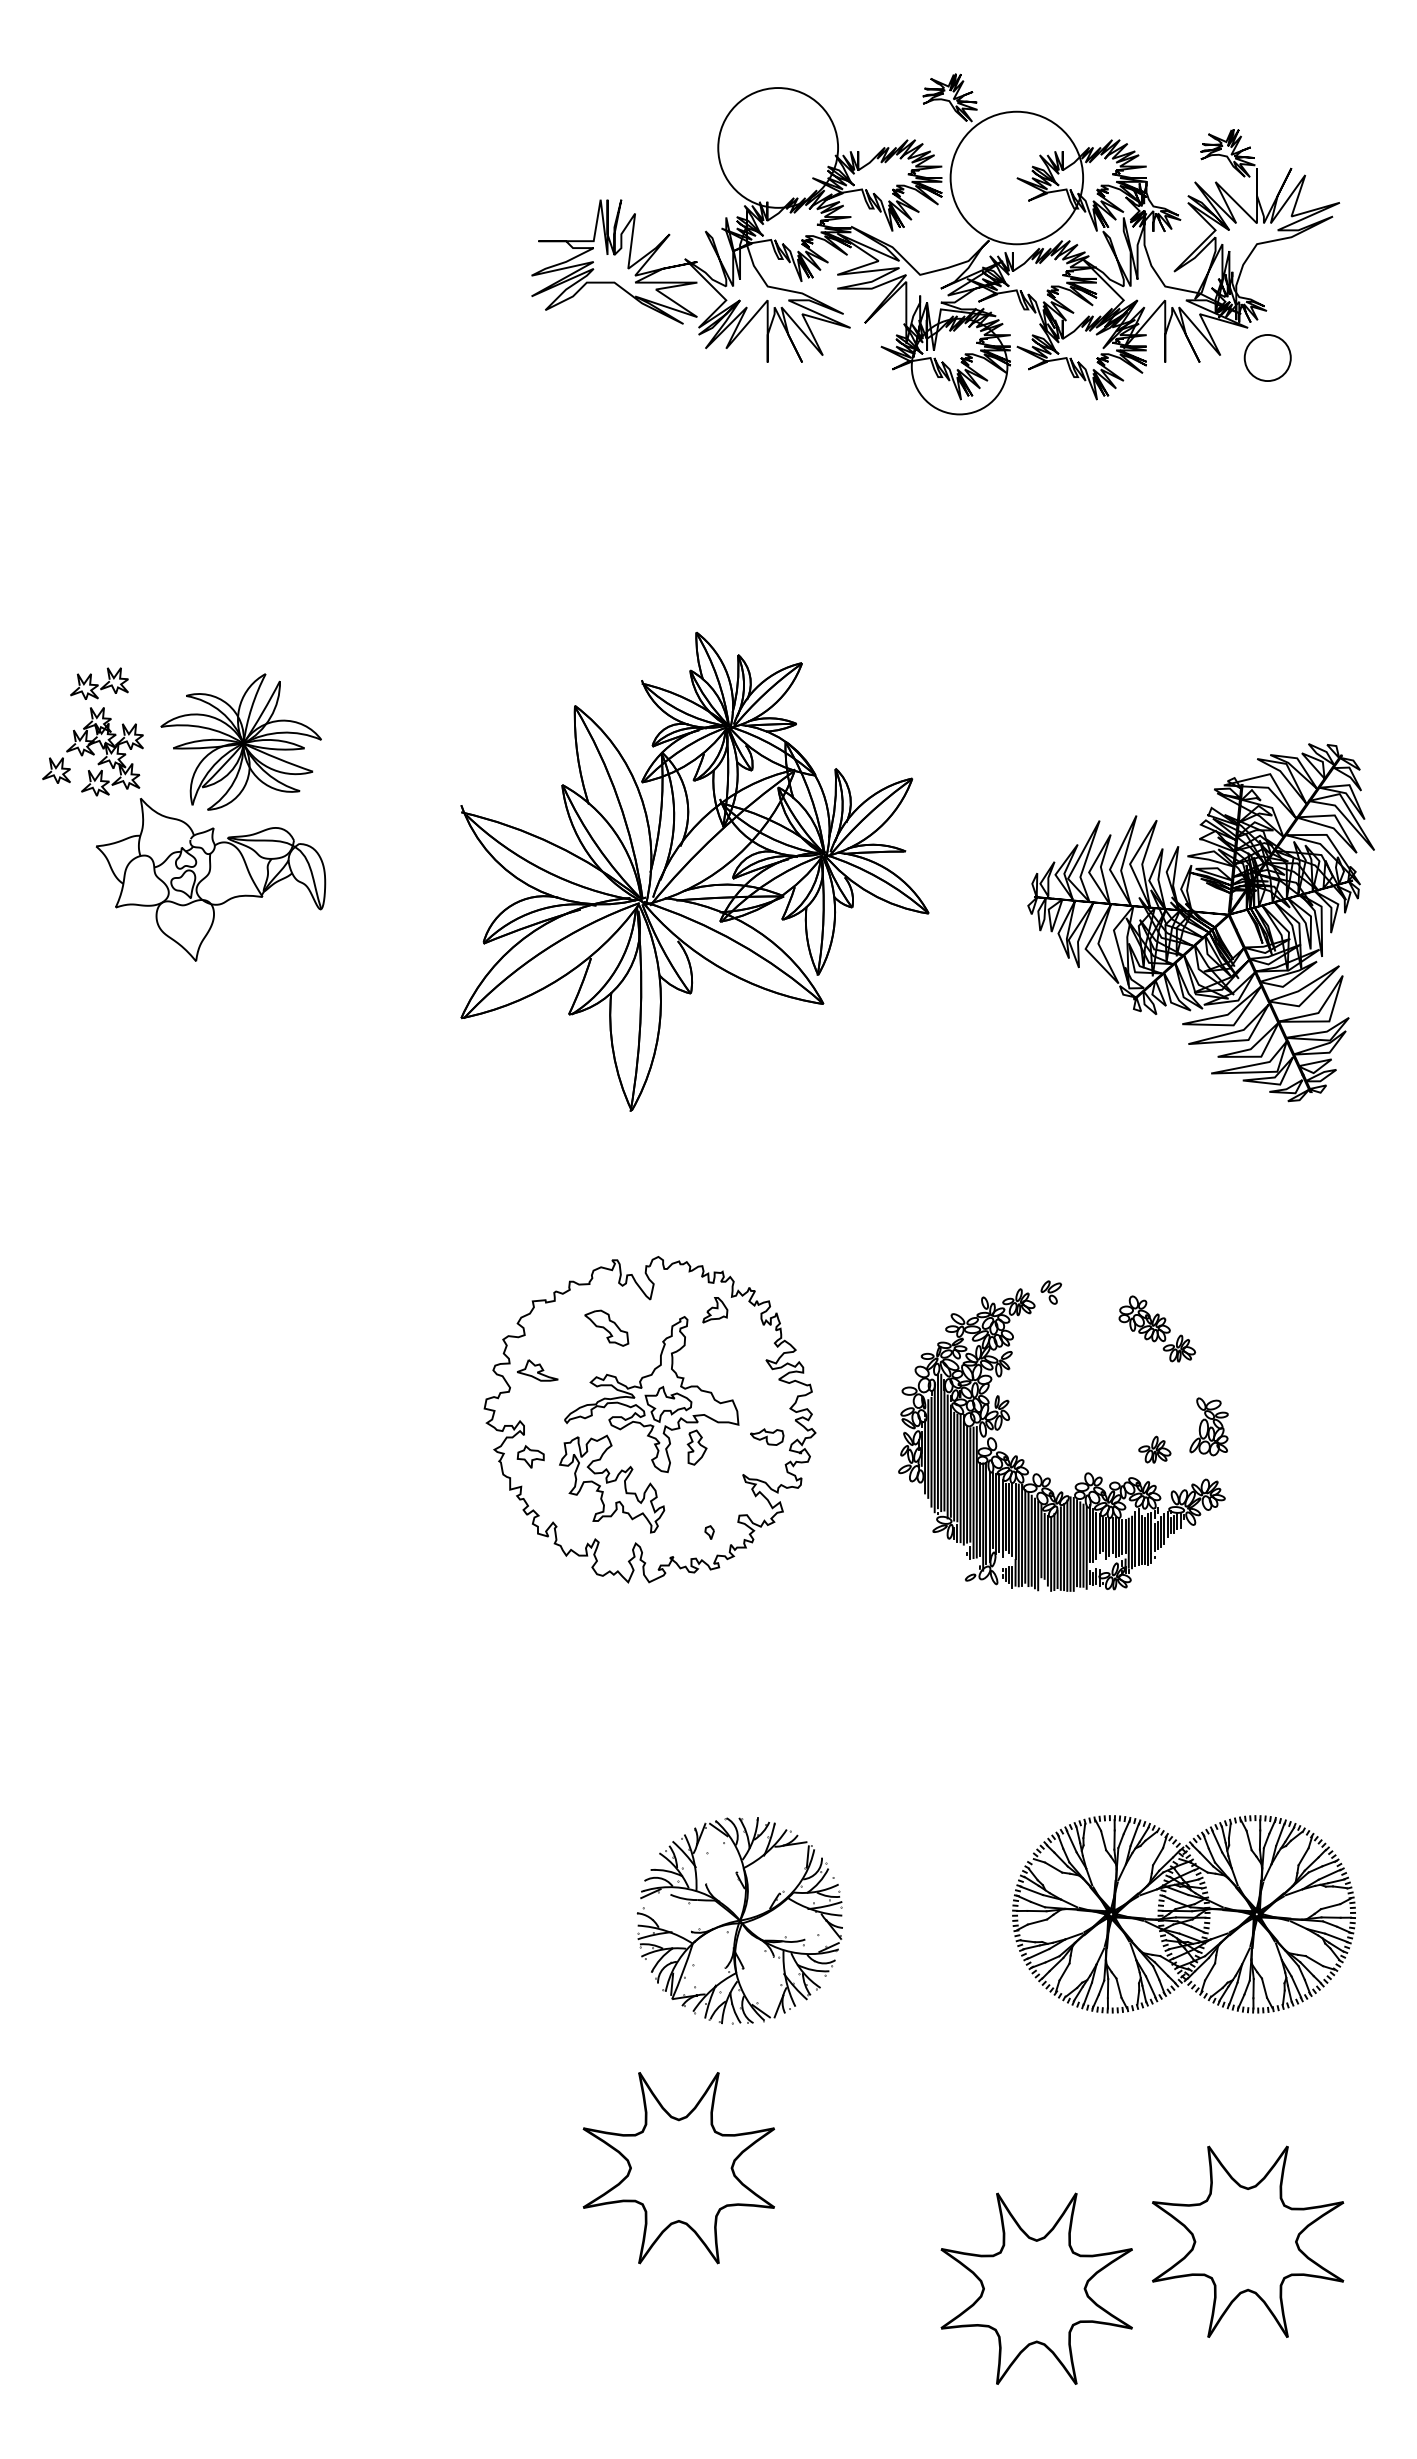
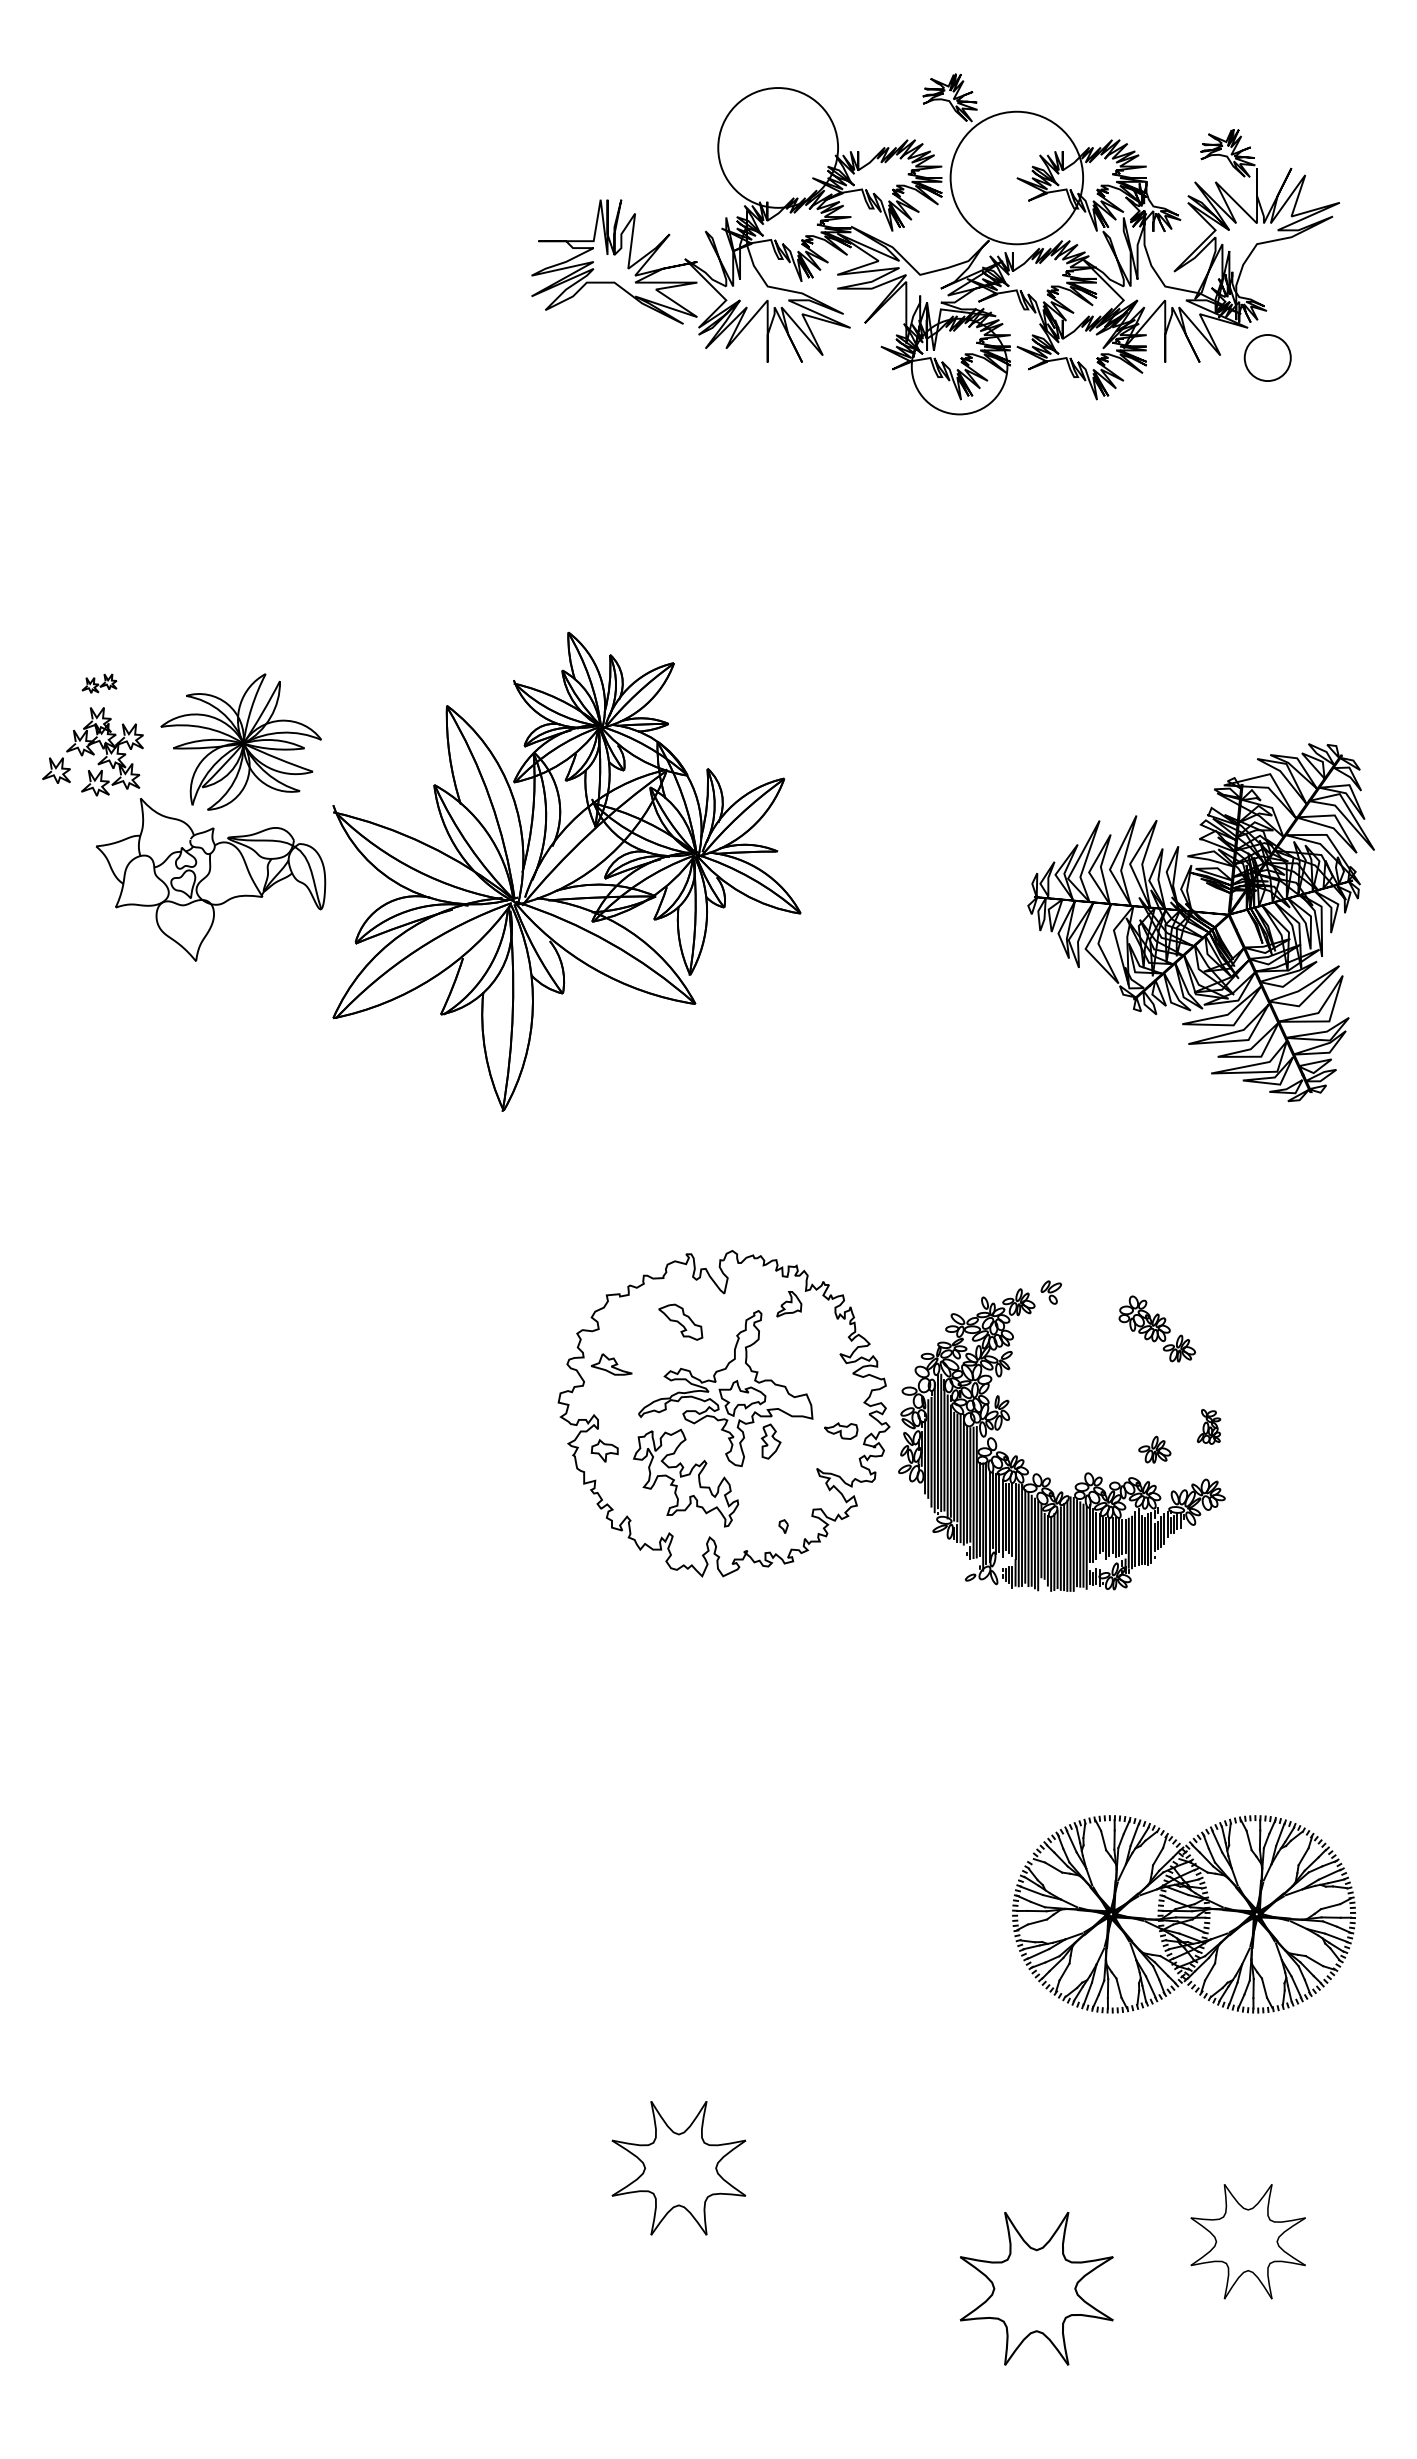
part size: 59x33 px -> 37x21 px (99, 683)
part position: (694, 871) -> (566, 871) (566, 871)
part position: (649, 1419) -> (723, 1413) (723, 1413)
part size: 40x60 px -> 25x36 px (1209, 1426)
part: present -> none (739, 1920)
part size: 194x193 px -> 136x135 px (678, 2168)
part size: 193x193 px -> 116x116 px (1247, 2241)
part size: 193x193 px -> 155x154 px (1036, 2288)
